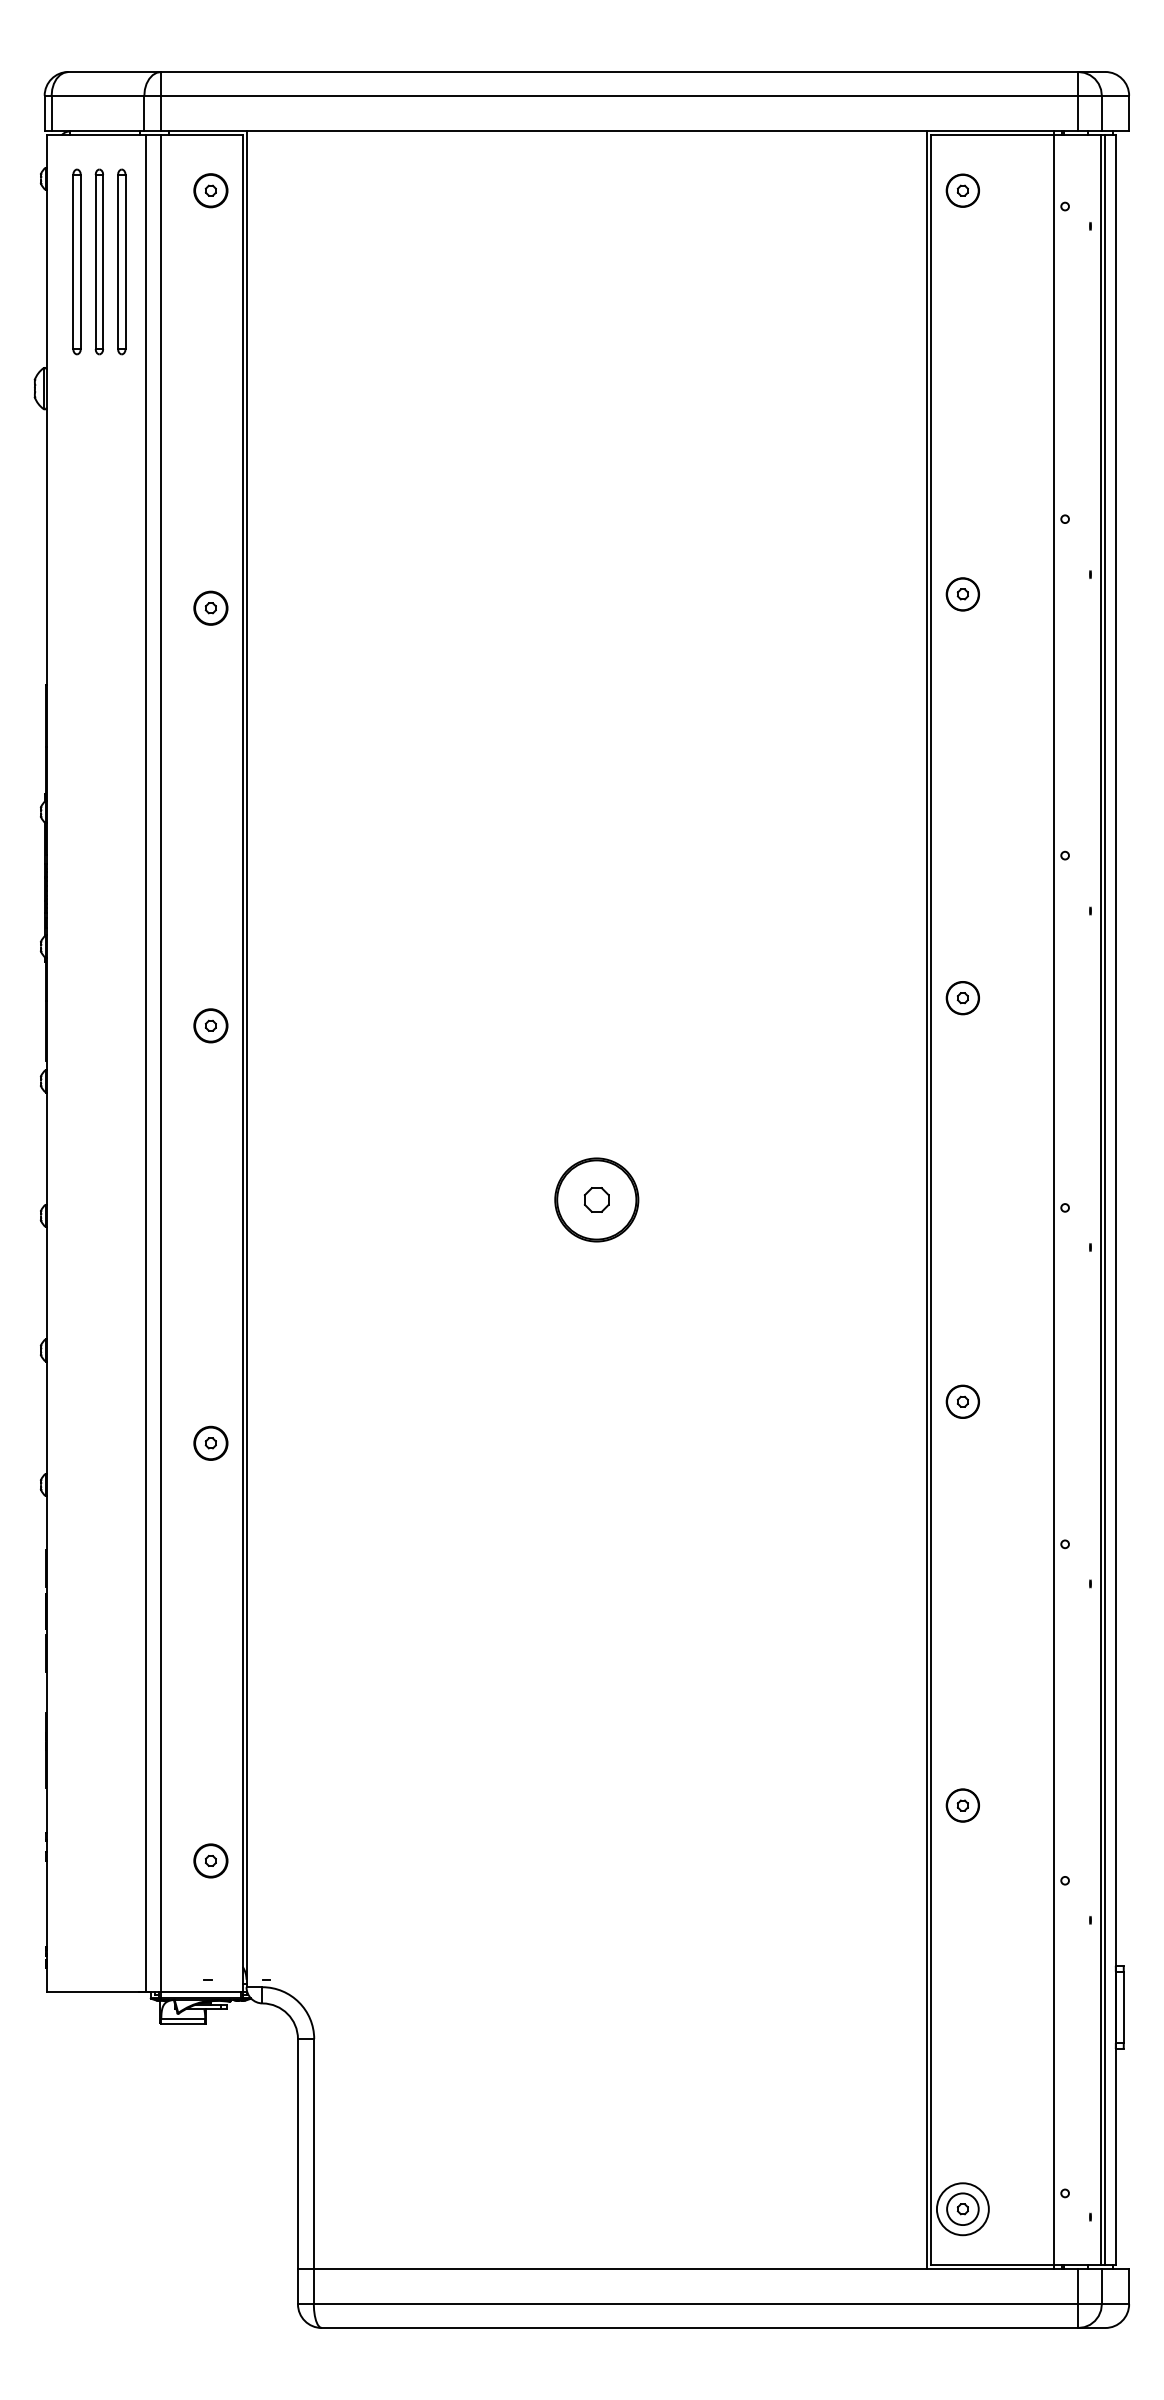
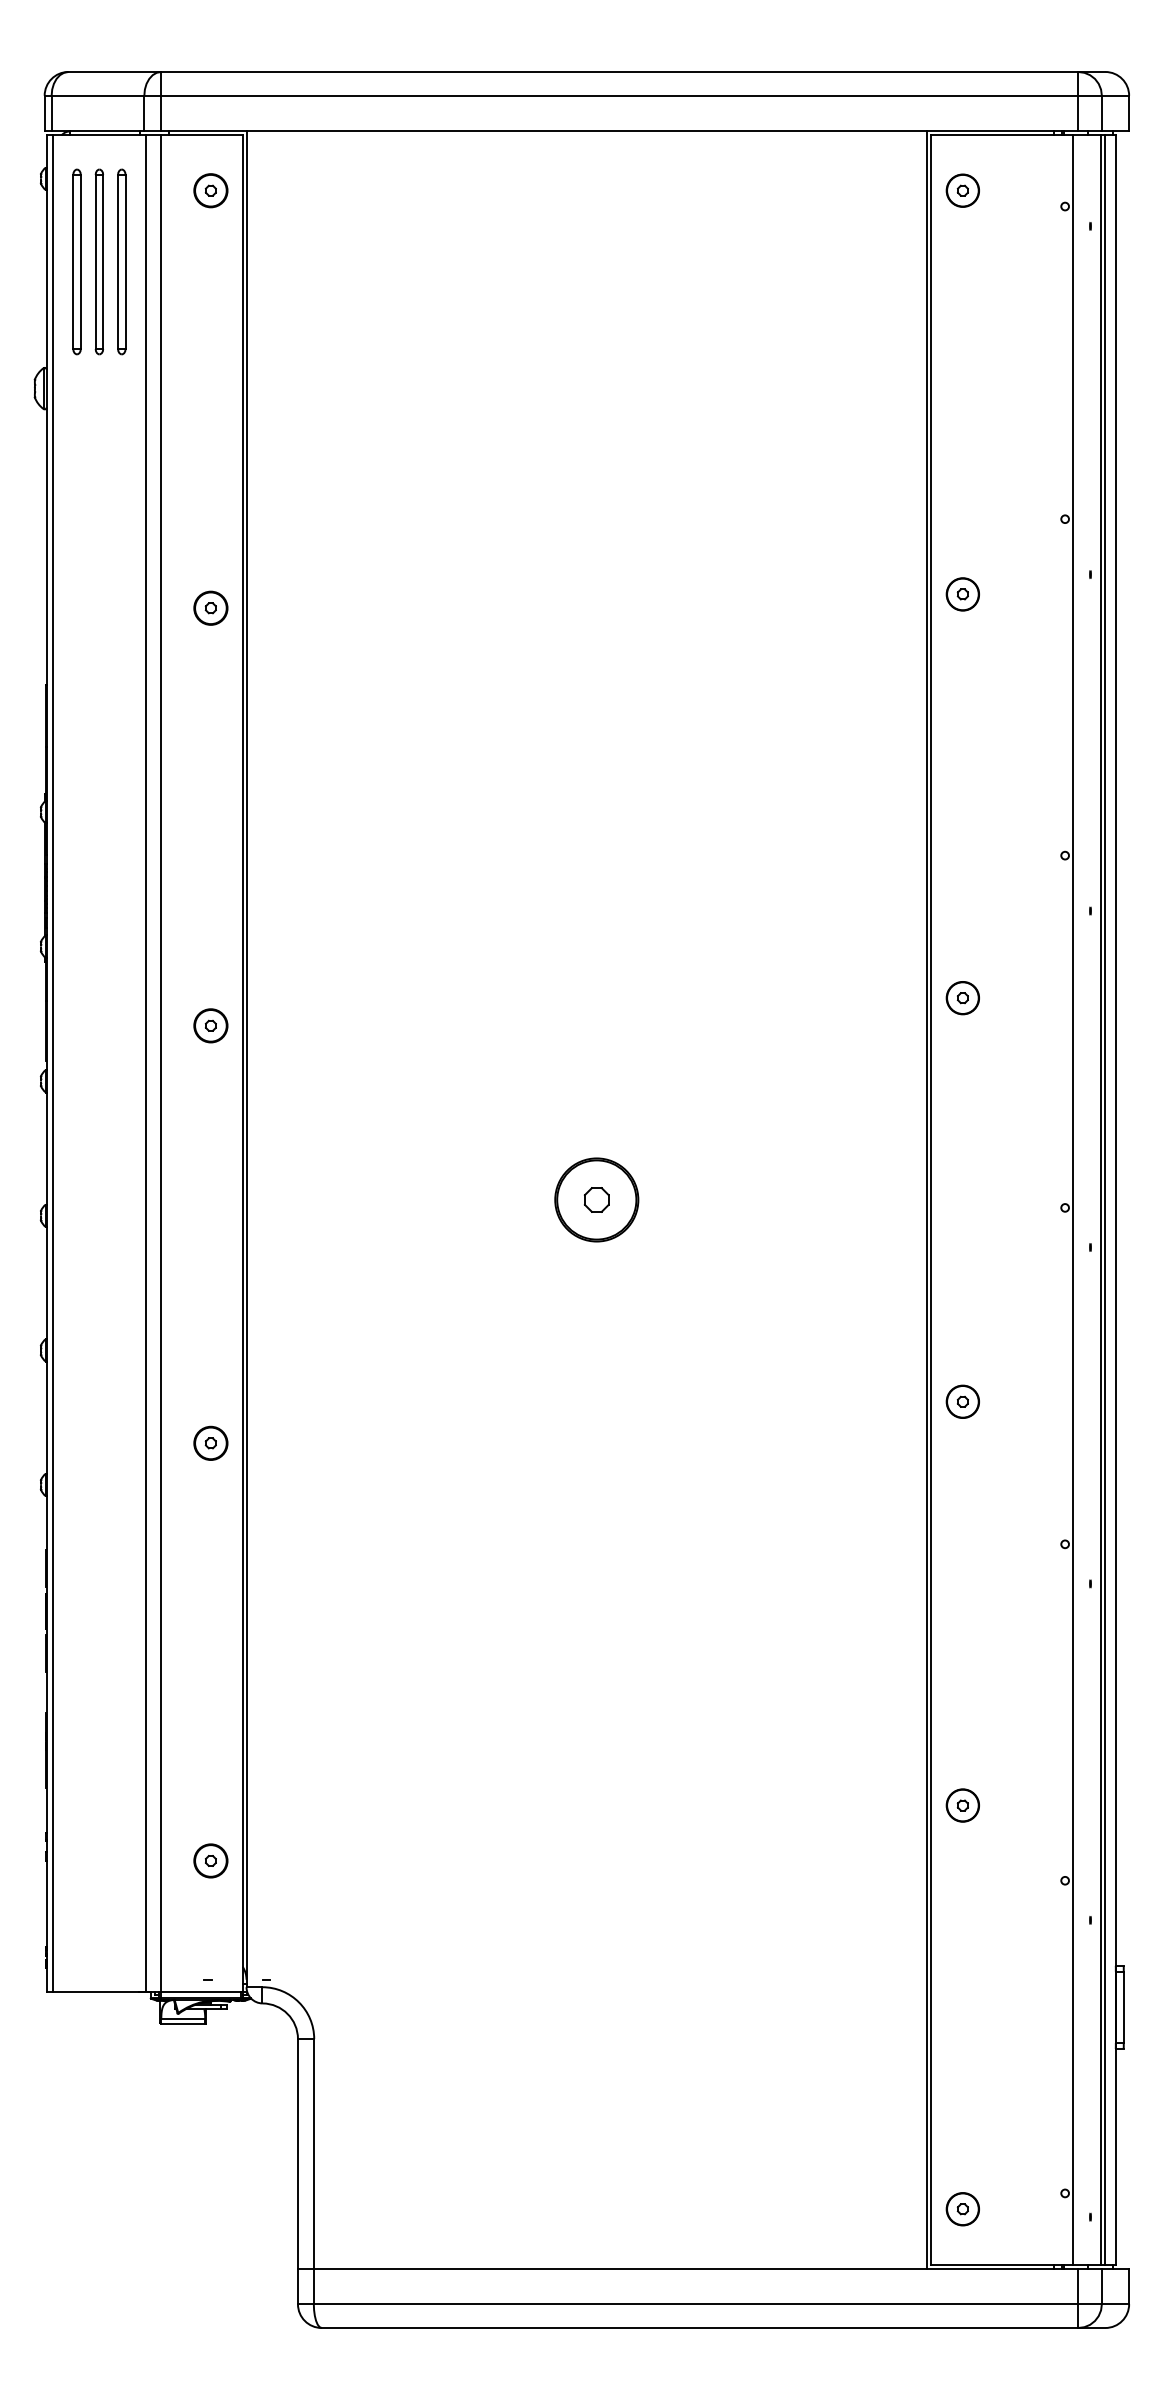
line: none -> present (53, 1063)
line position: (1054, 1199) -> (1073, 1199) (1073, 1199)
circle diameter: 52 px -> 32 px (962, 2209)
